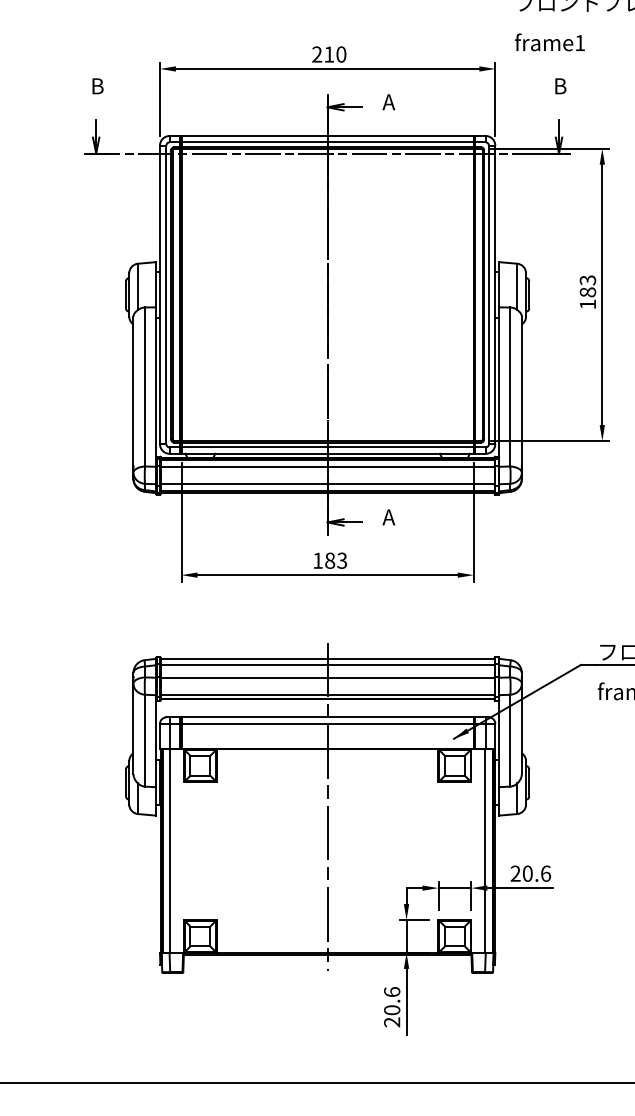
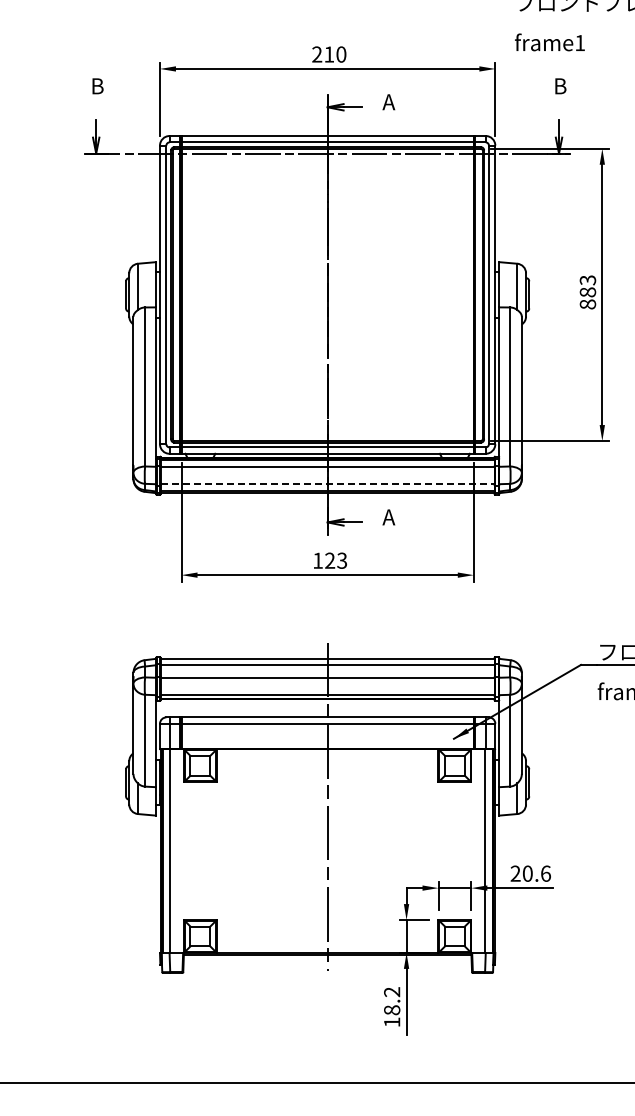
text: 183 -> 883 (587, 304)
line: solid -> dashed (327, 484)
text: 183 -> 123 (330, 560)
text: 20.6 -> 18.2 (392, 1007)
